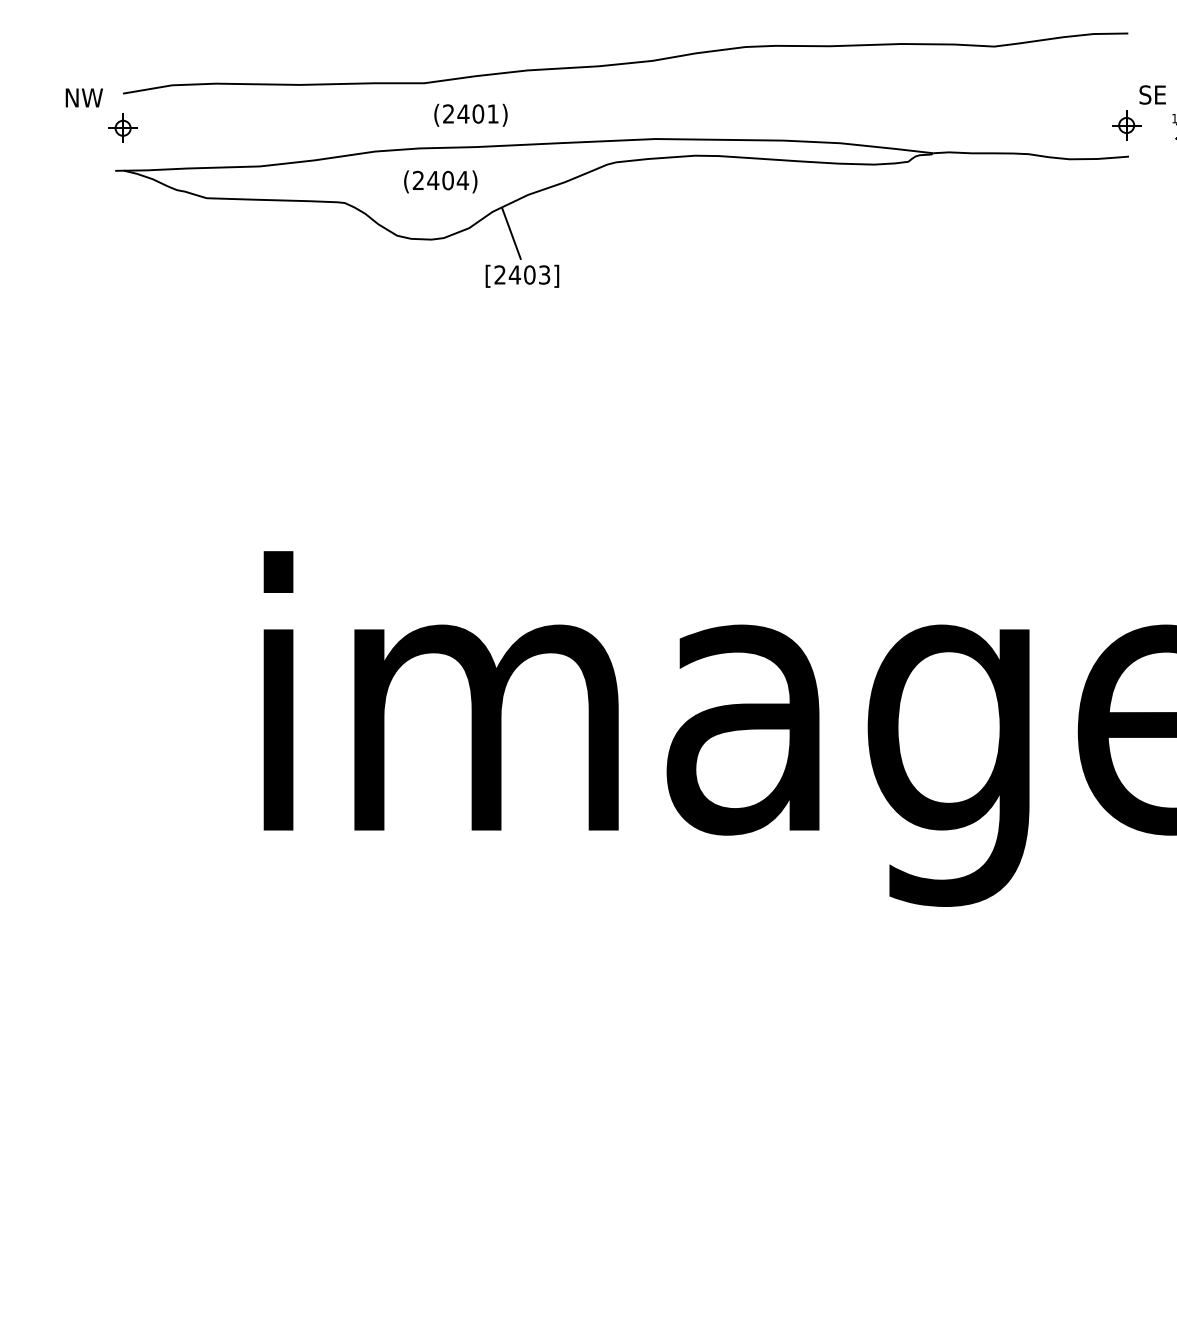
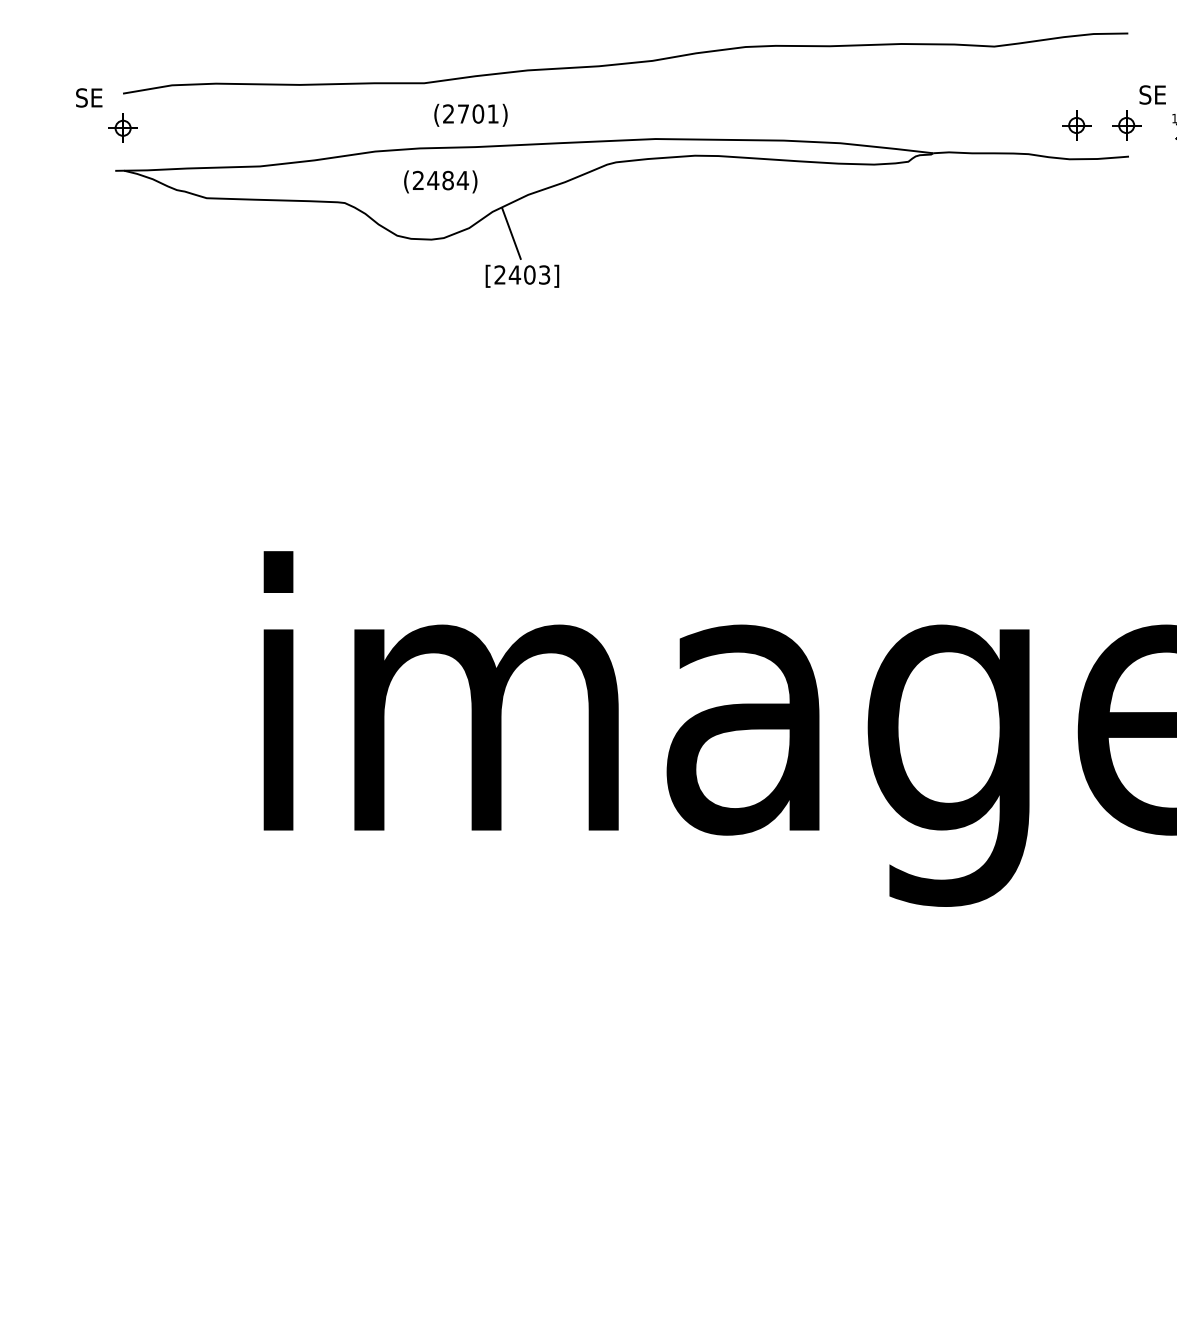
text: NW -> SE (83, 97)
text: (2401) -> (2701) (463, 113)
part: none -> present (1076, 125)
text: (2404) -> (2484) (447, 180)
